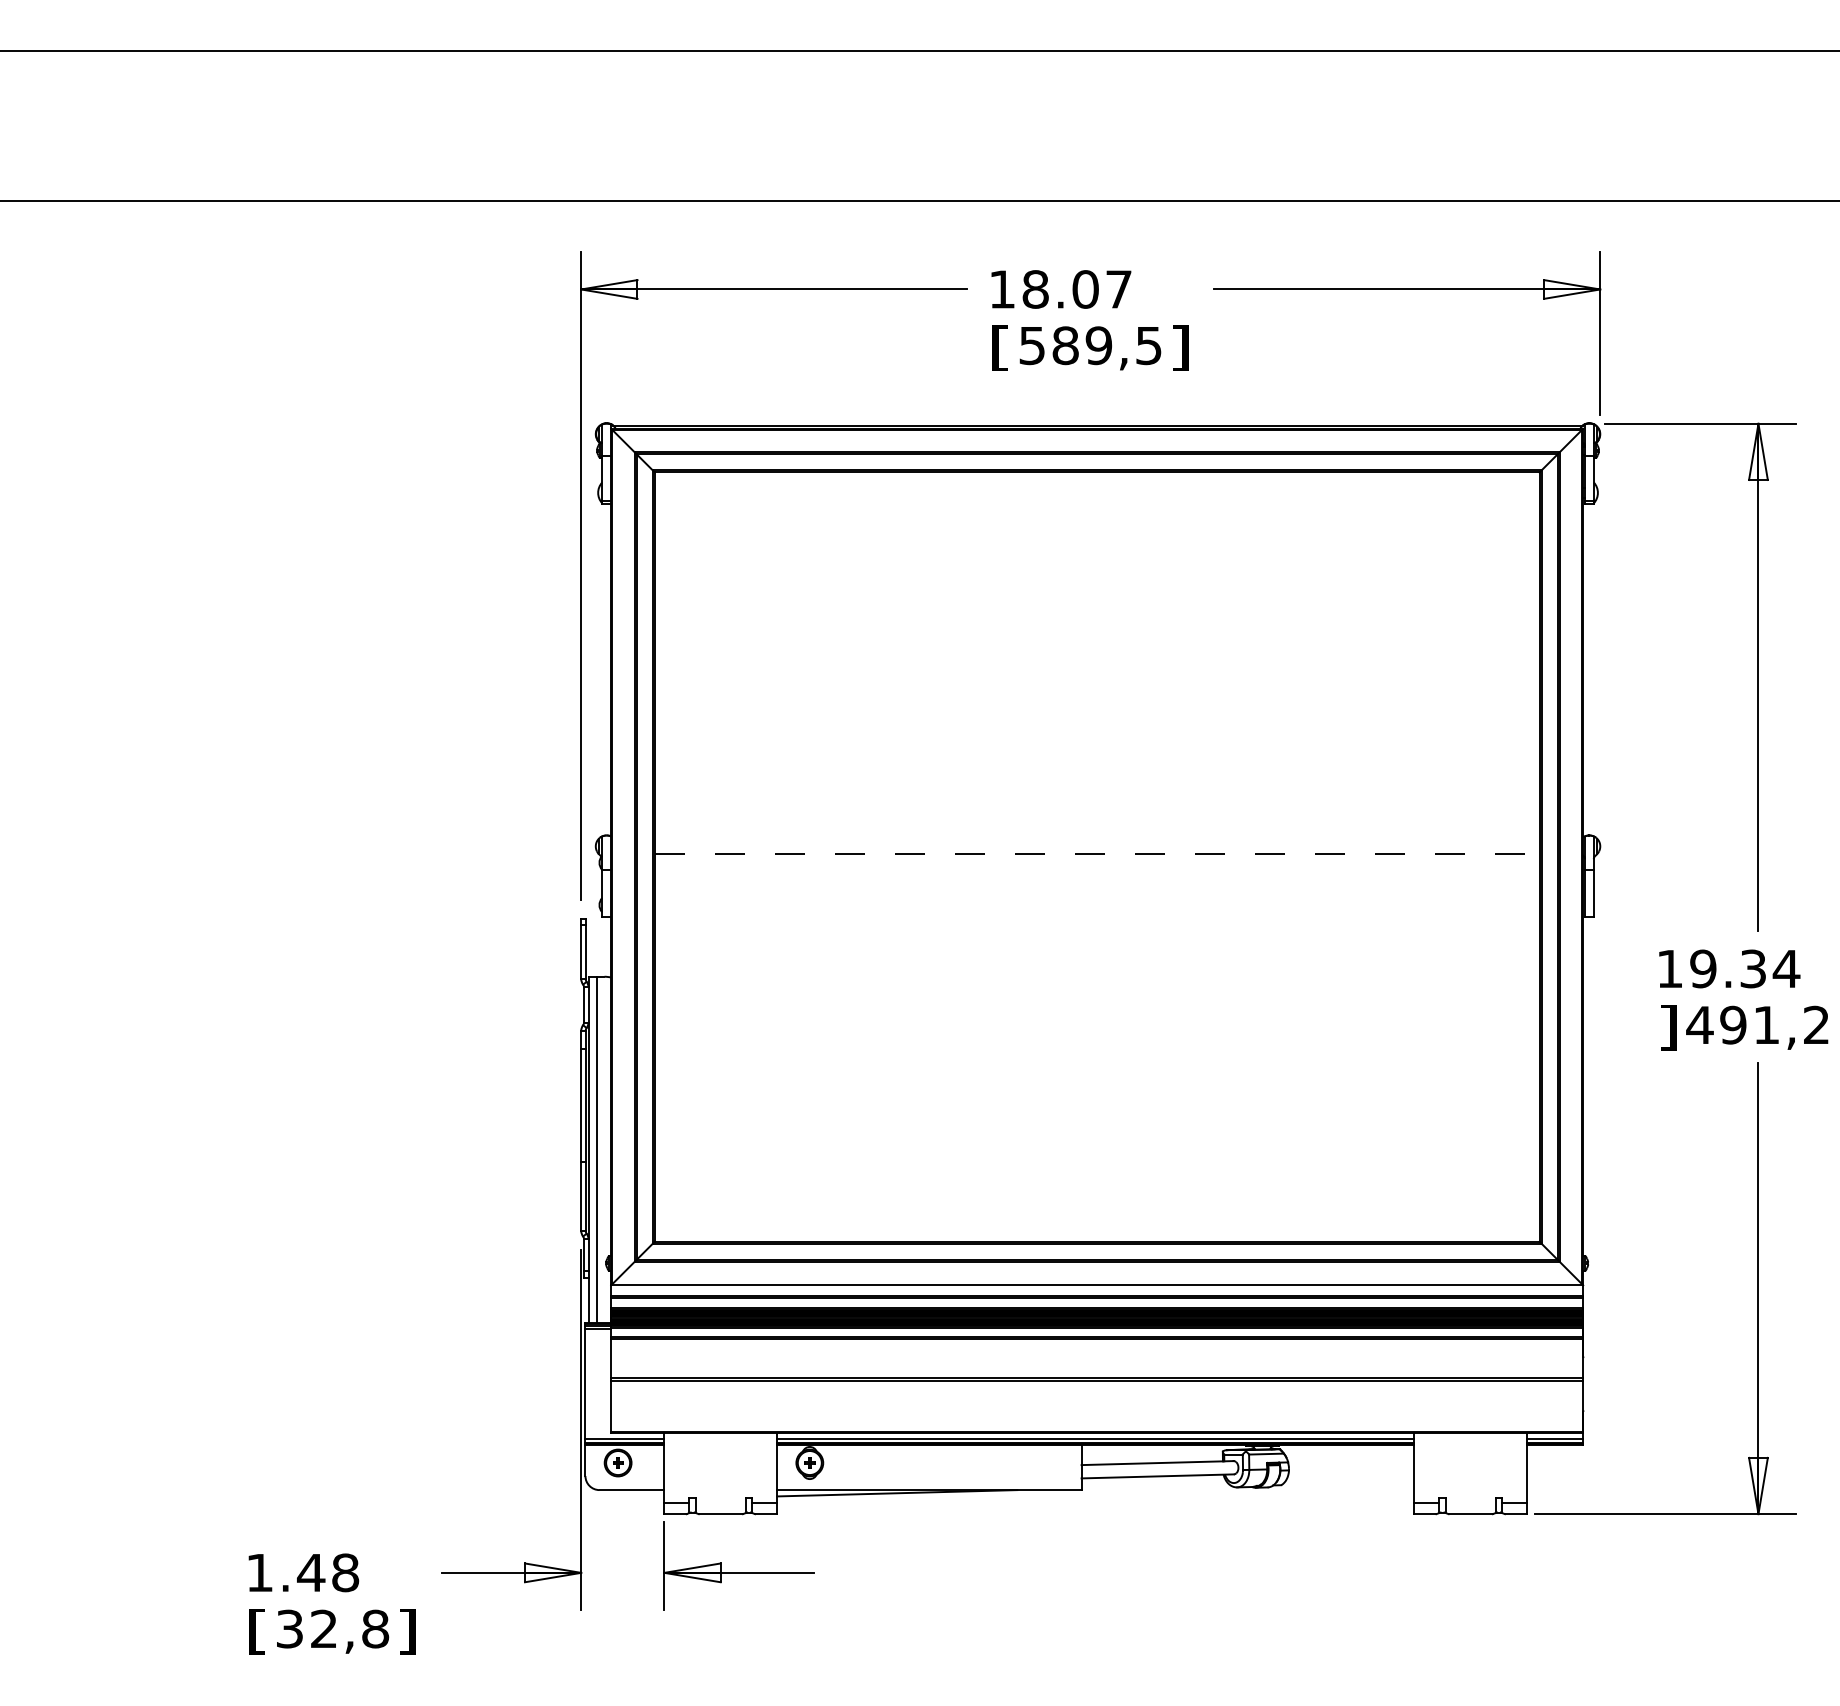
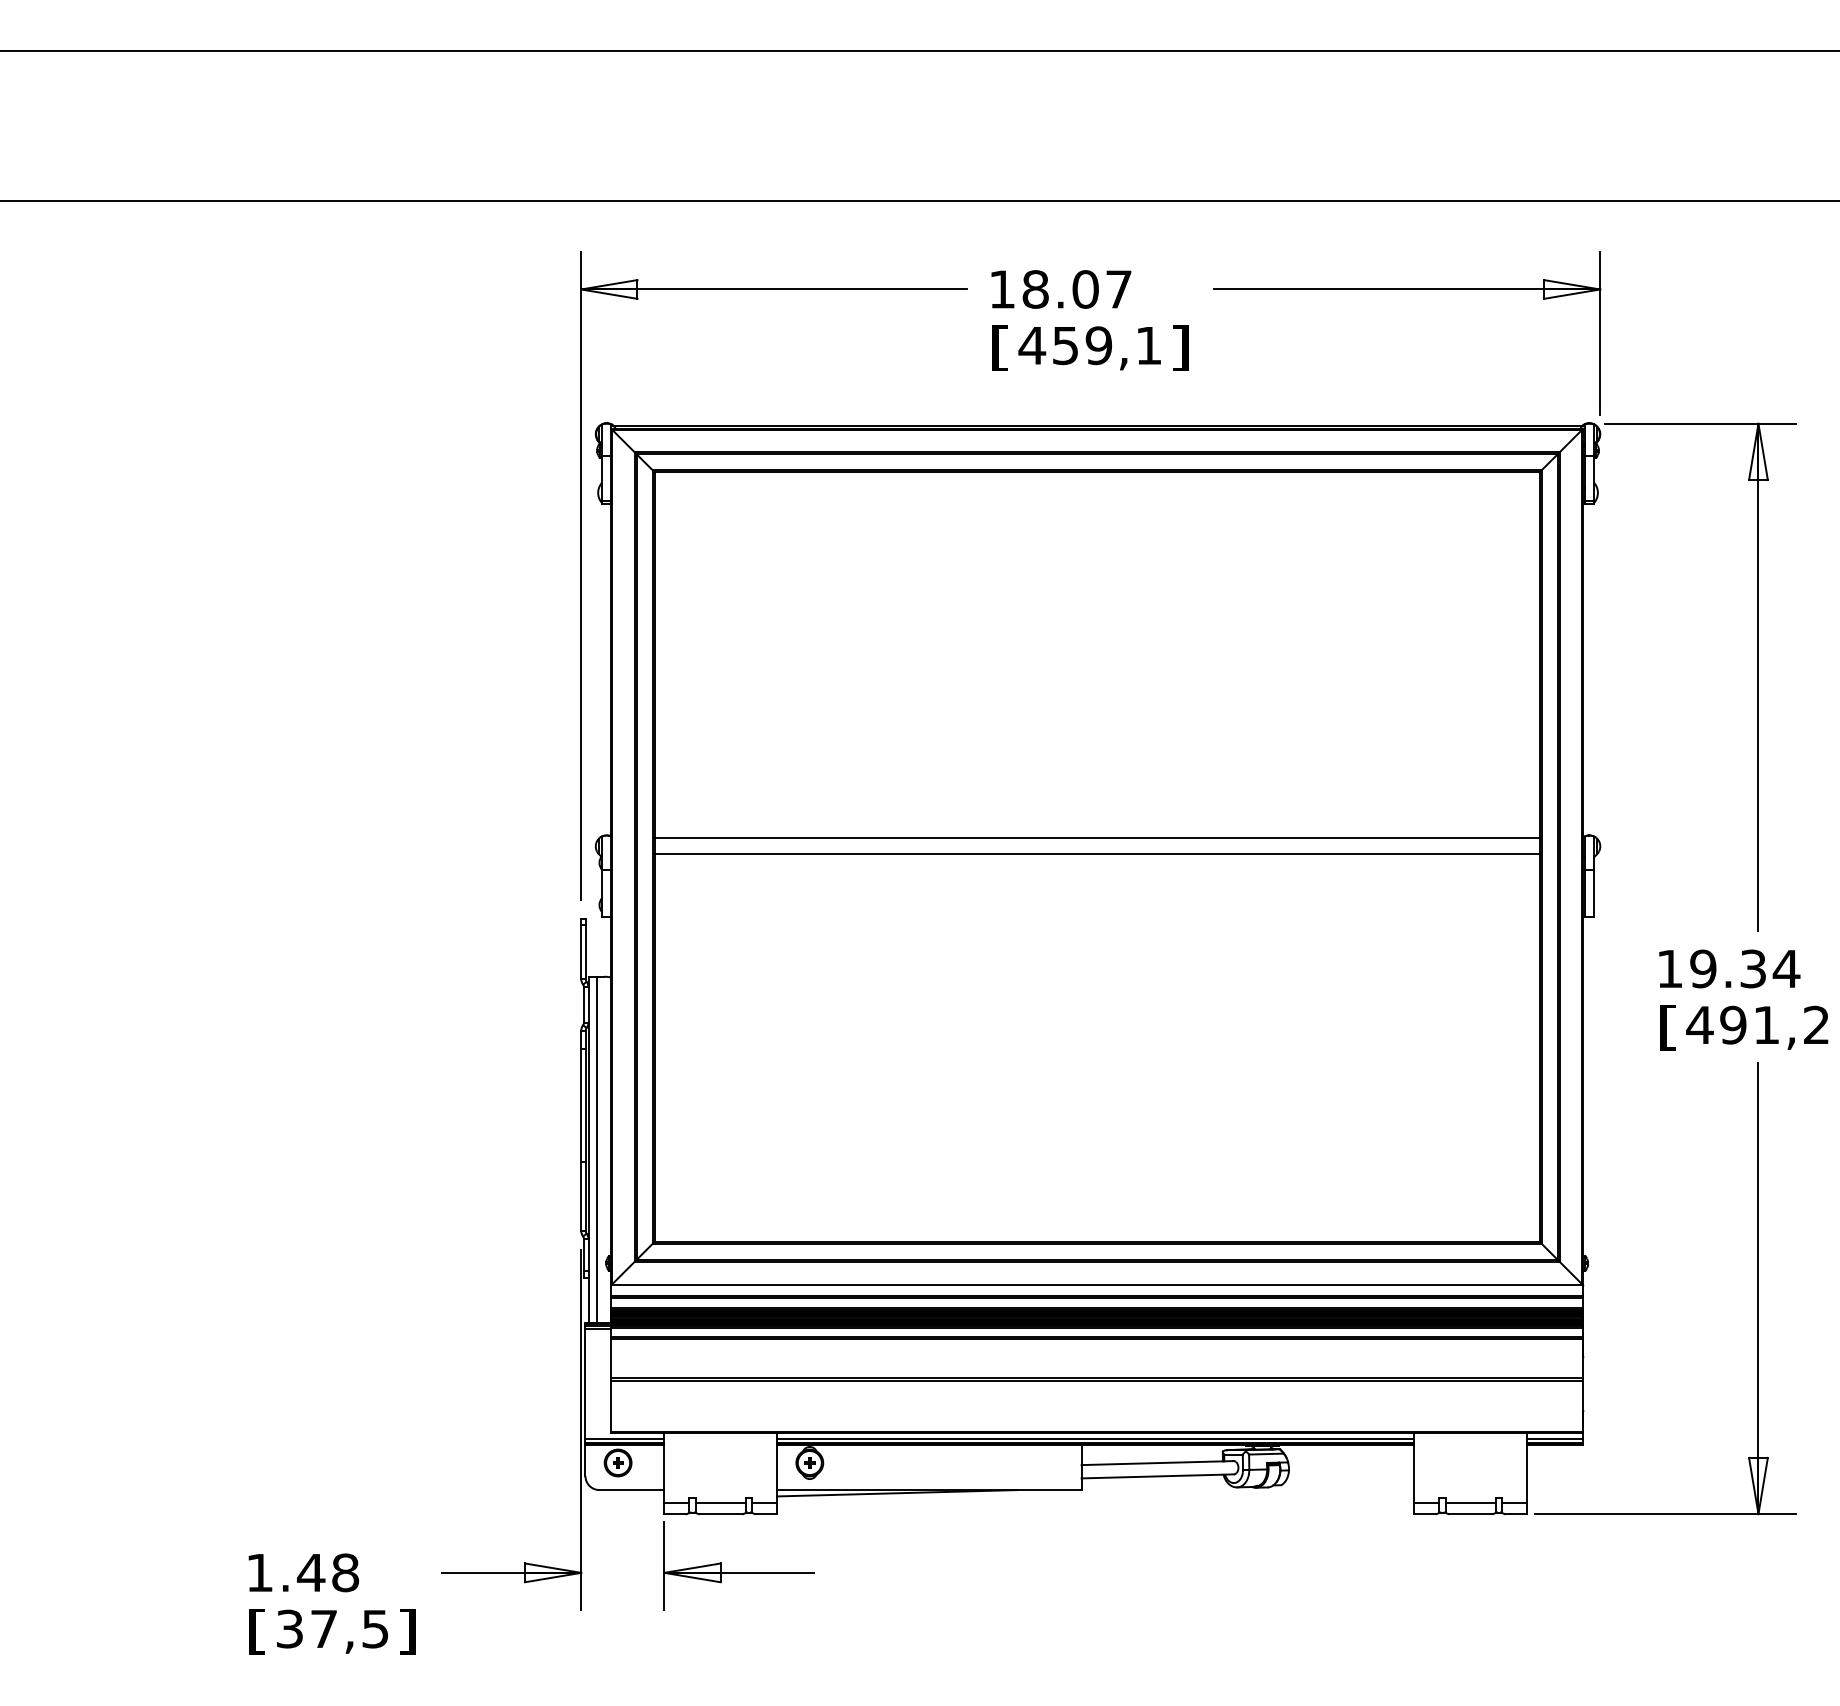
text: 589,5 -> 459,1 (1089, 345)
line: none -> present (1096, 837)
line: dashed -> solid (1097, 854)
text: ] -> [ (1668, 1027)
line: none -> present (720, 1502)
line: none -> present (1470, 1502)
text: 32,8 -> 37,5 (350, 1628)
